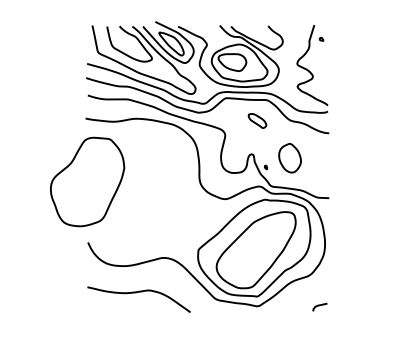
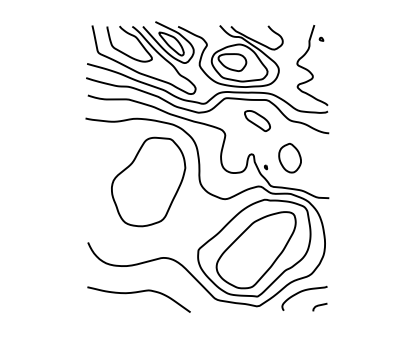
part size: 21x16 px -> 27x22 px (257, 120)
part position: (87, 181) -> (148, 181) (148, 181)
curve: none -> present (301, 292)
